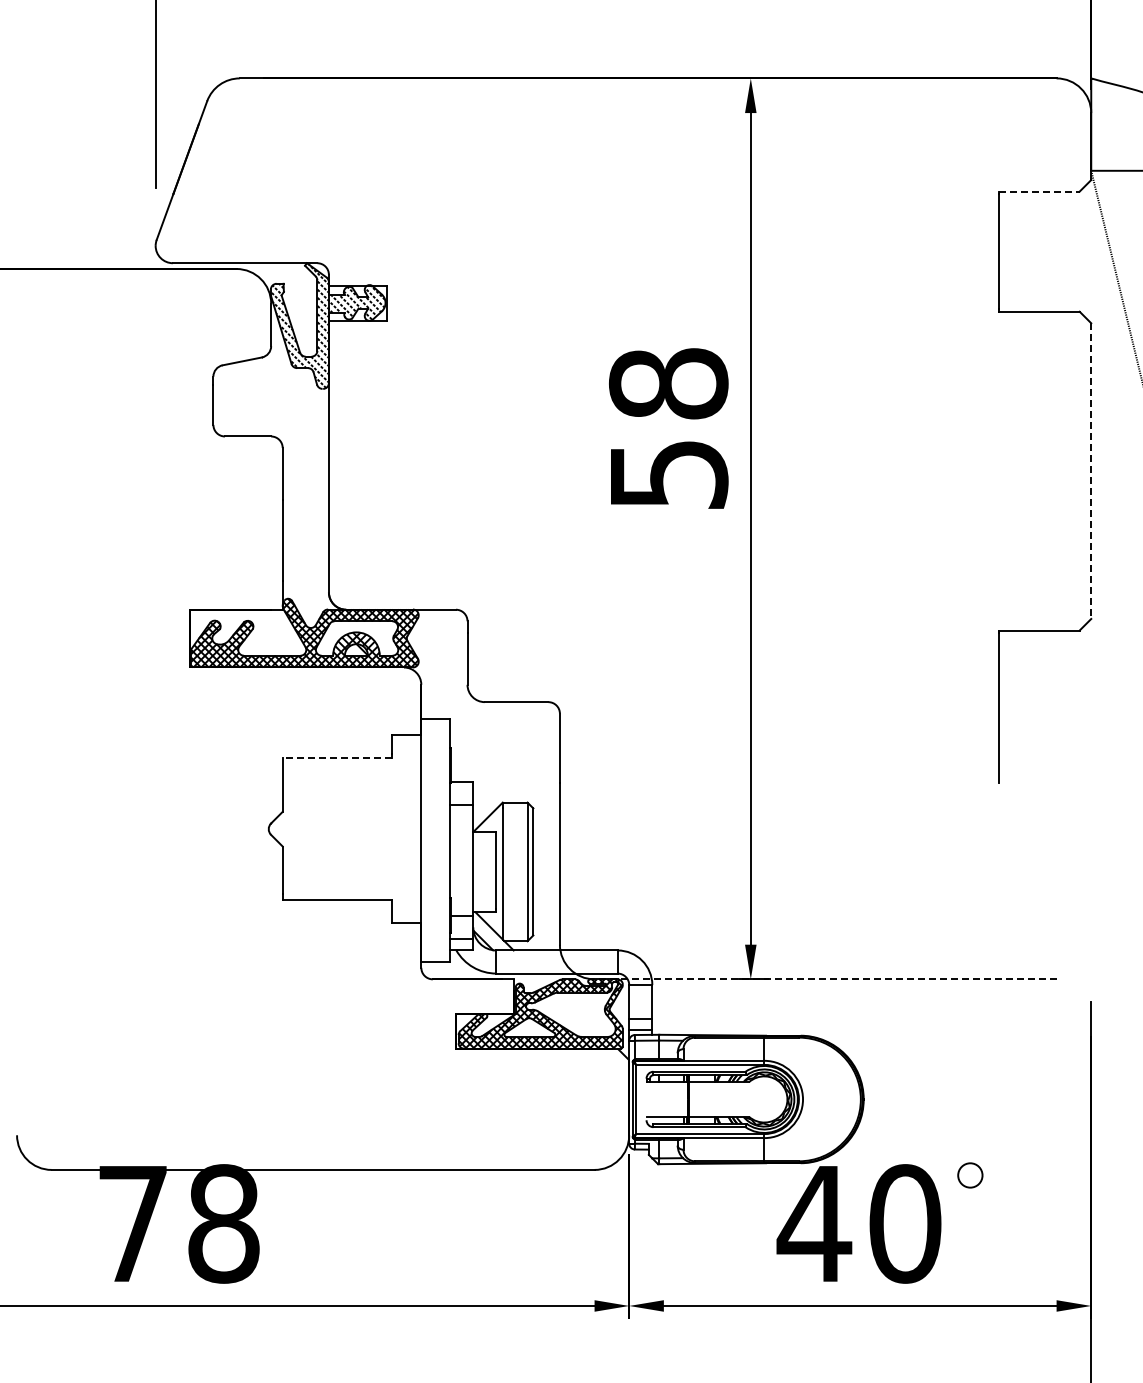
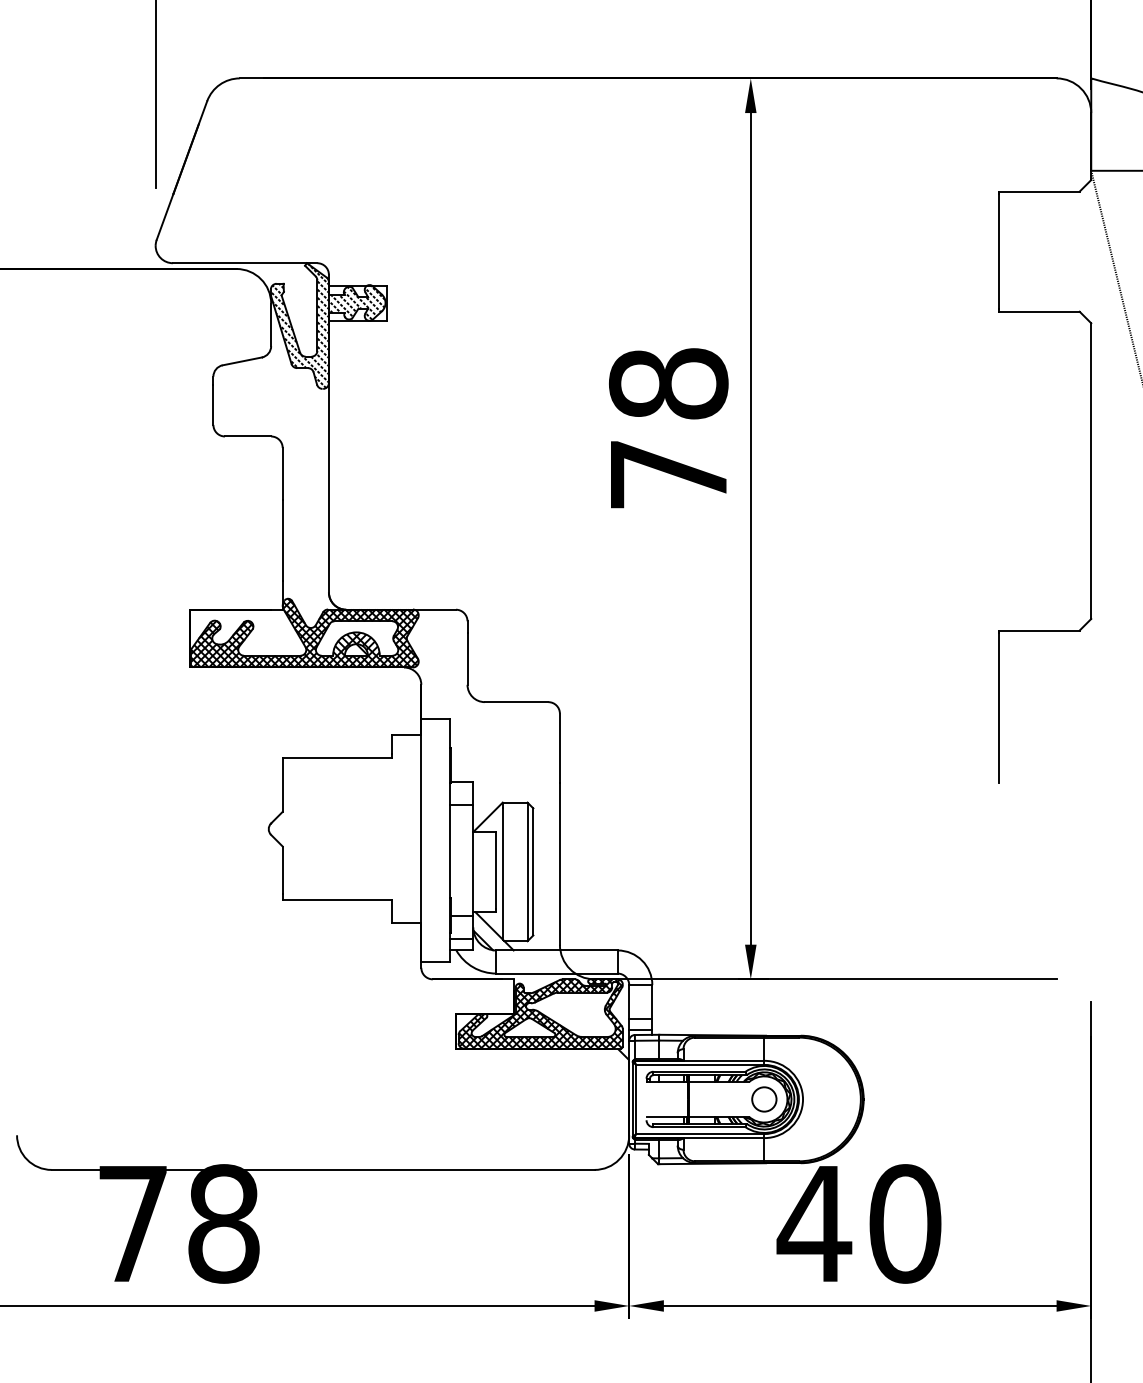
line: dashed -> solid (1039, 191)
line: dashed -> solid (1091, 471)
text: 58 -> 78 (669, 474)
line: dashed -> solid (337, 758)
line: dashed -> solid (825, 979)
circle position: (970, 1175) -> (764, 1099) (764, 1099)
